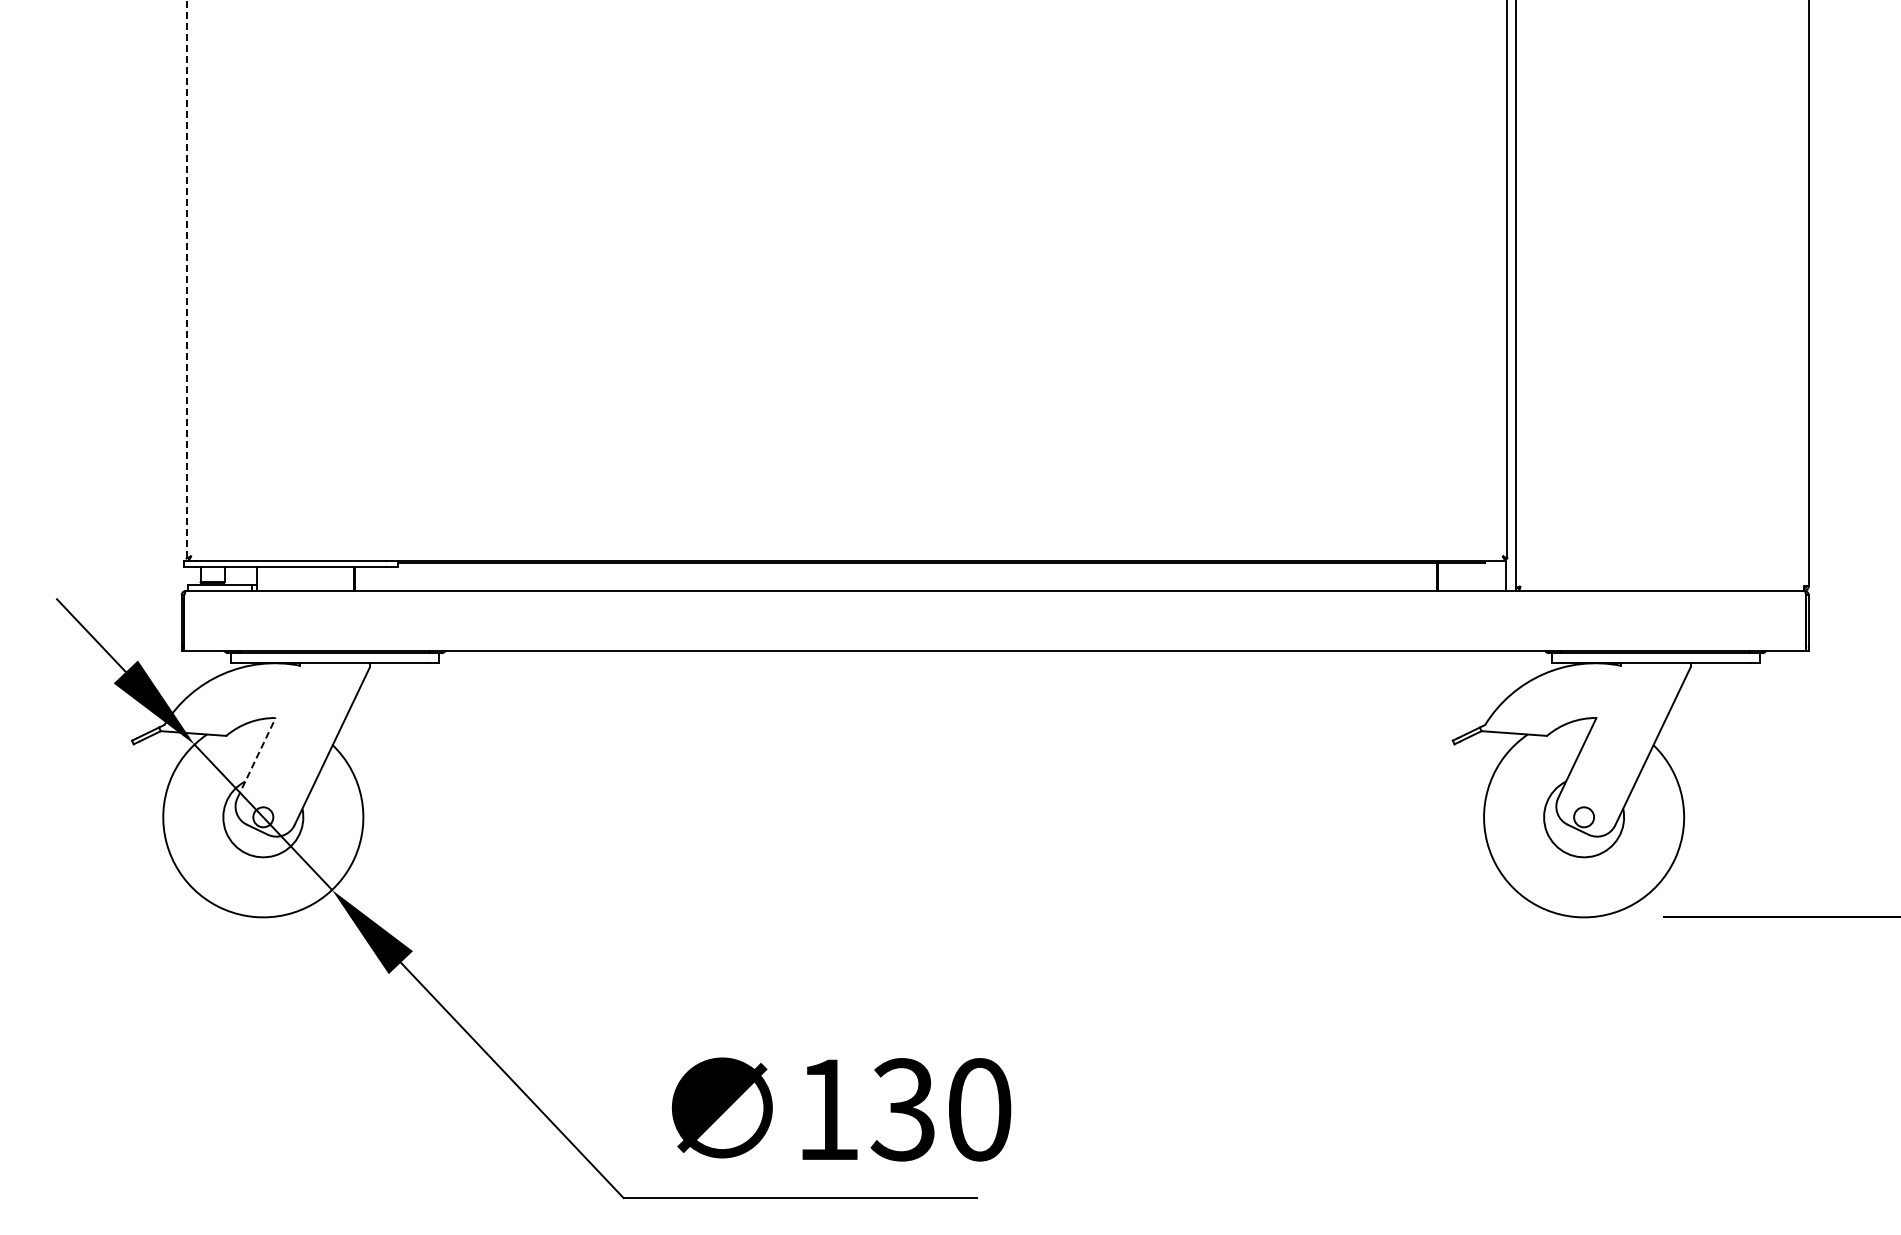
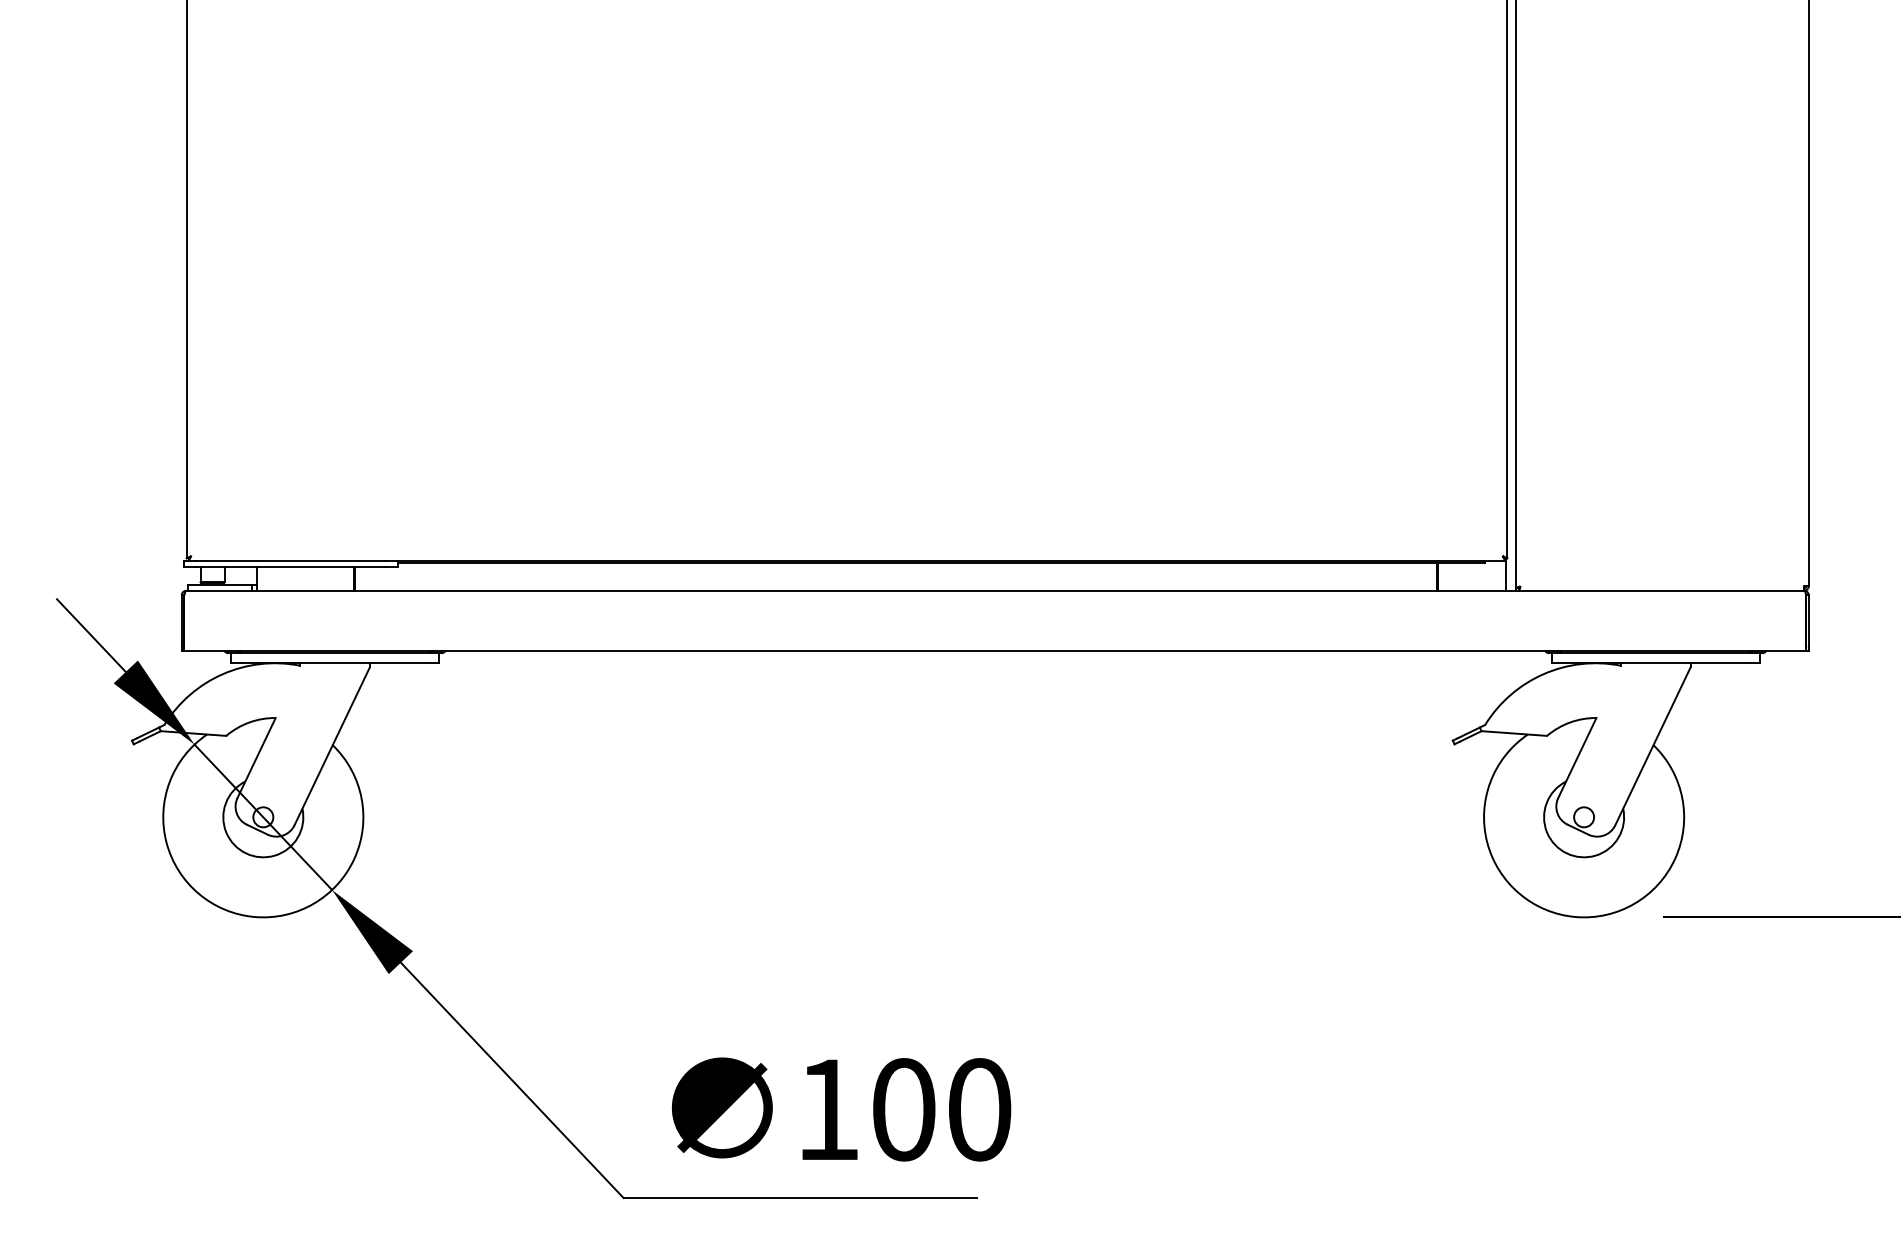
line: dashed -> solid (186, 279)
line: dashed -> solid (256, 757)
text: 130 -> 100 (902, 1109)
